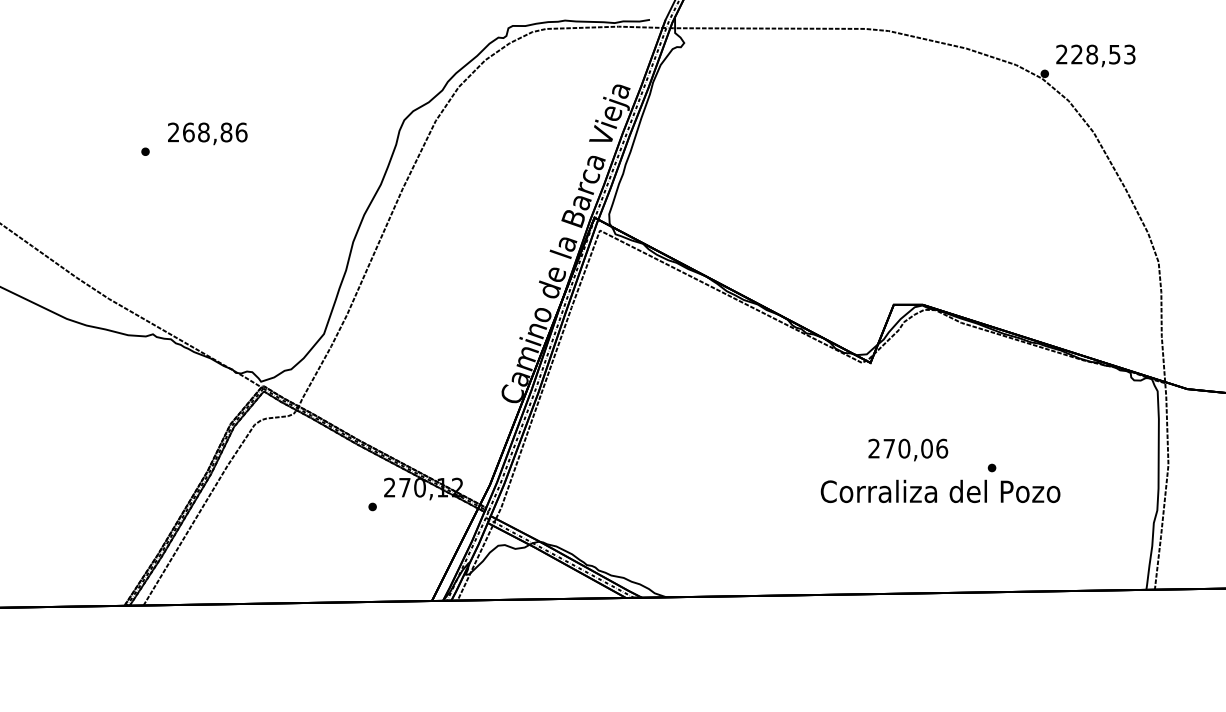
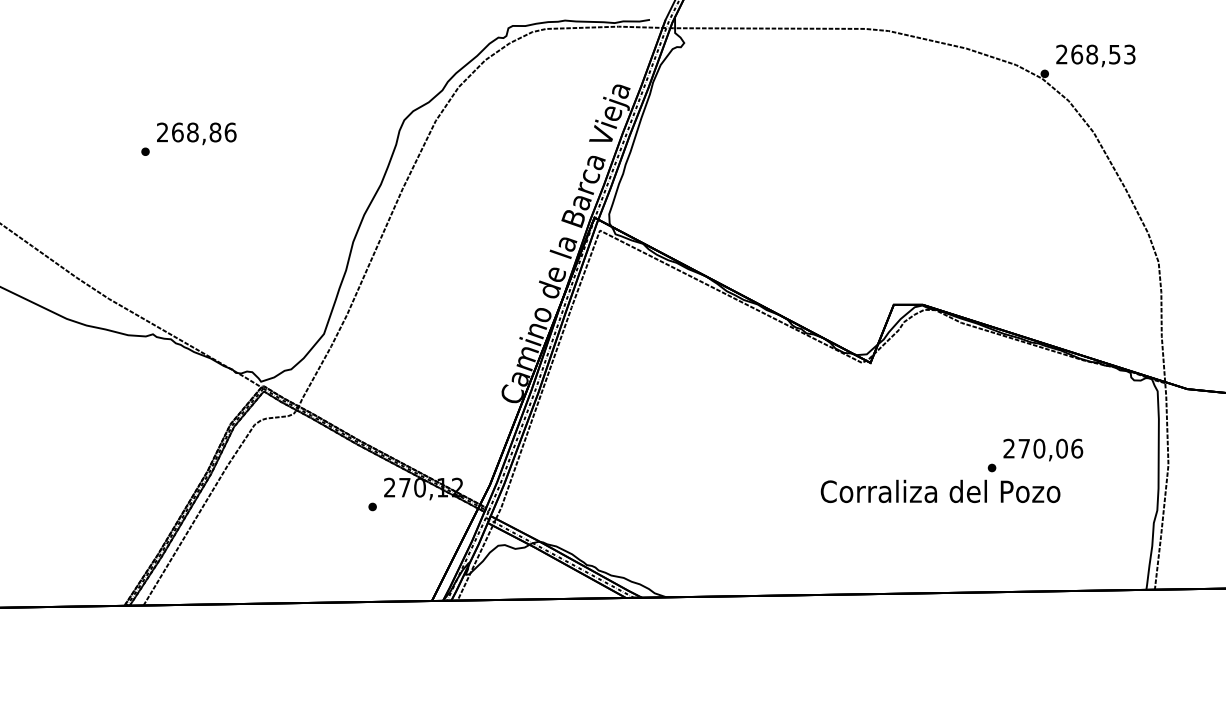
text: 228,53 -> 268,53 (1077, 54)
text position: (207, 133) -> (196, 133) (196, 133)
text position: (908, 449) -> (1043, 449) (1043, 449)
